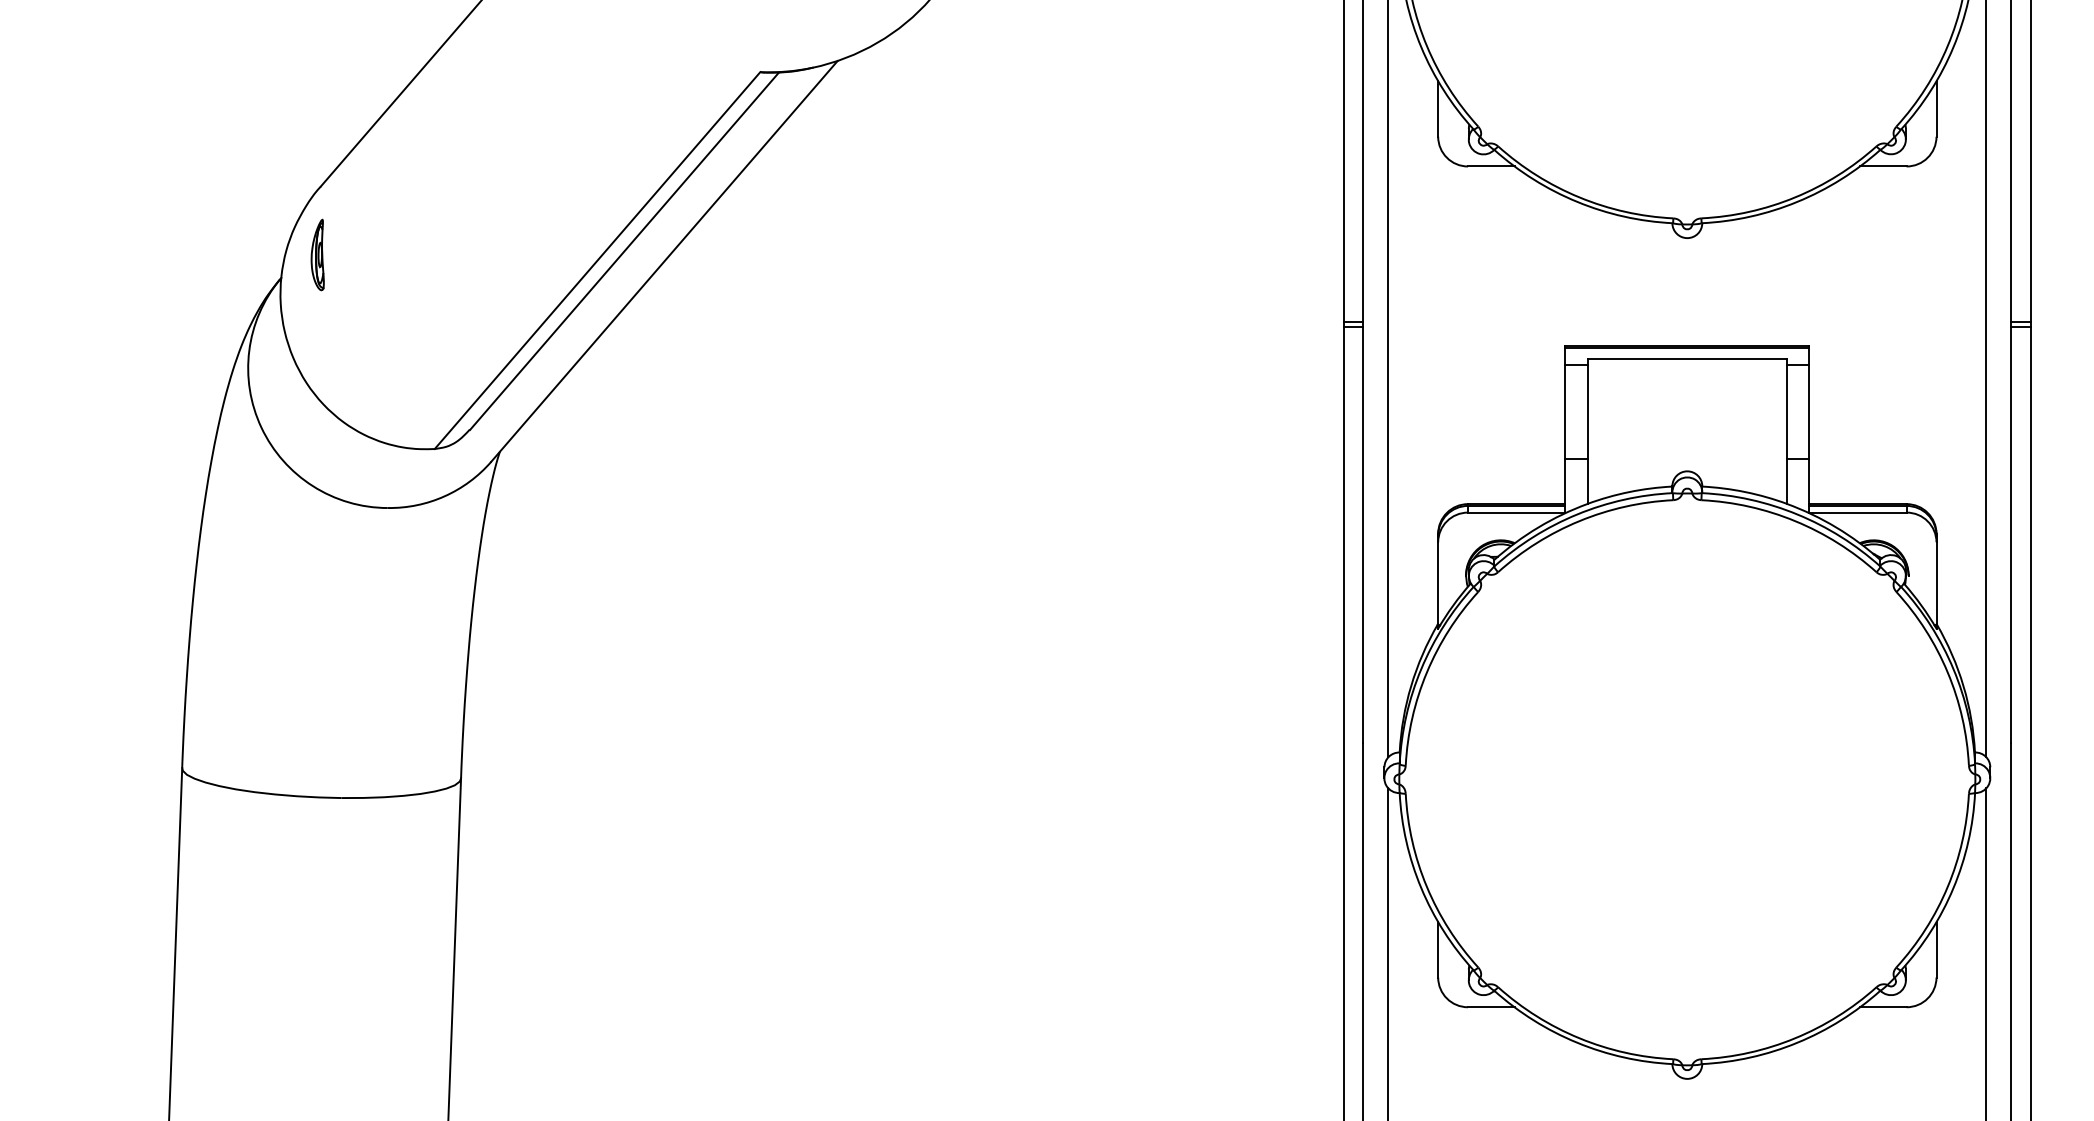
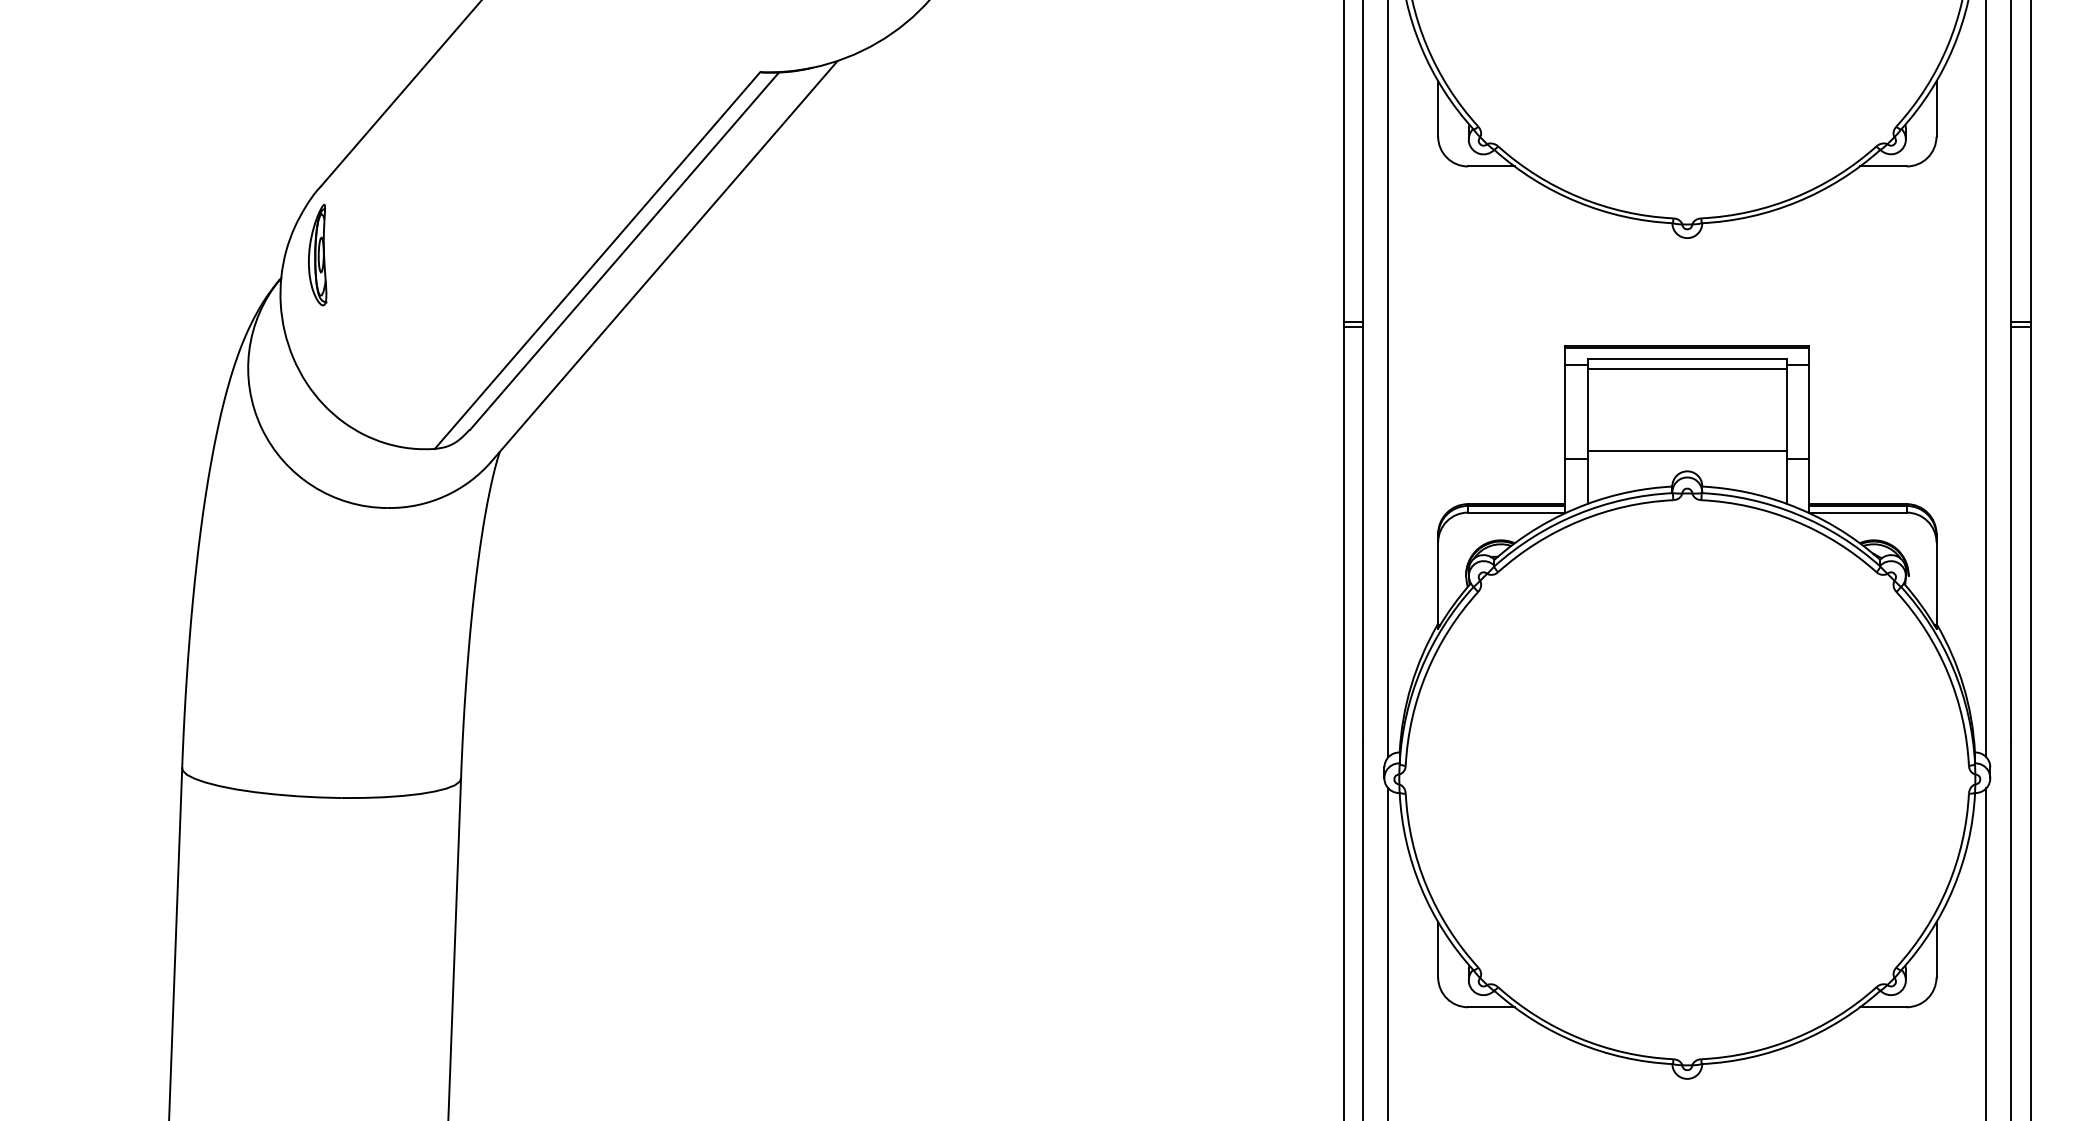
part size: 15x74 px -> 20x104 px (317, 254)
line: none -> present (1687, 368)
line: none -> present (1687, 450)
